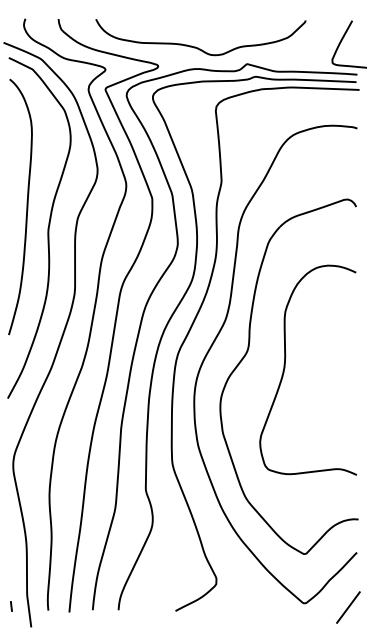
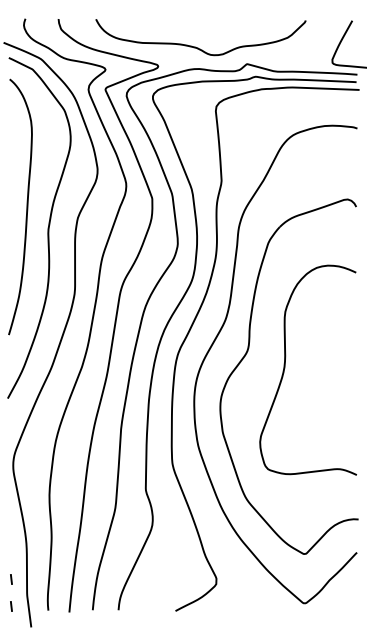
line: none -> present (11, 579)
line: present -> none (348, 607)
